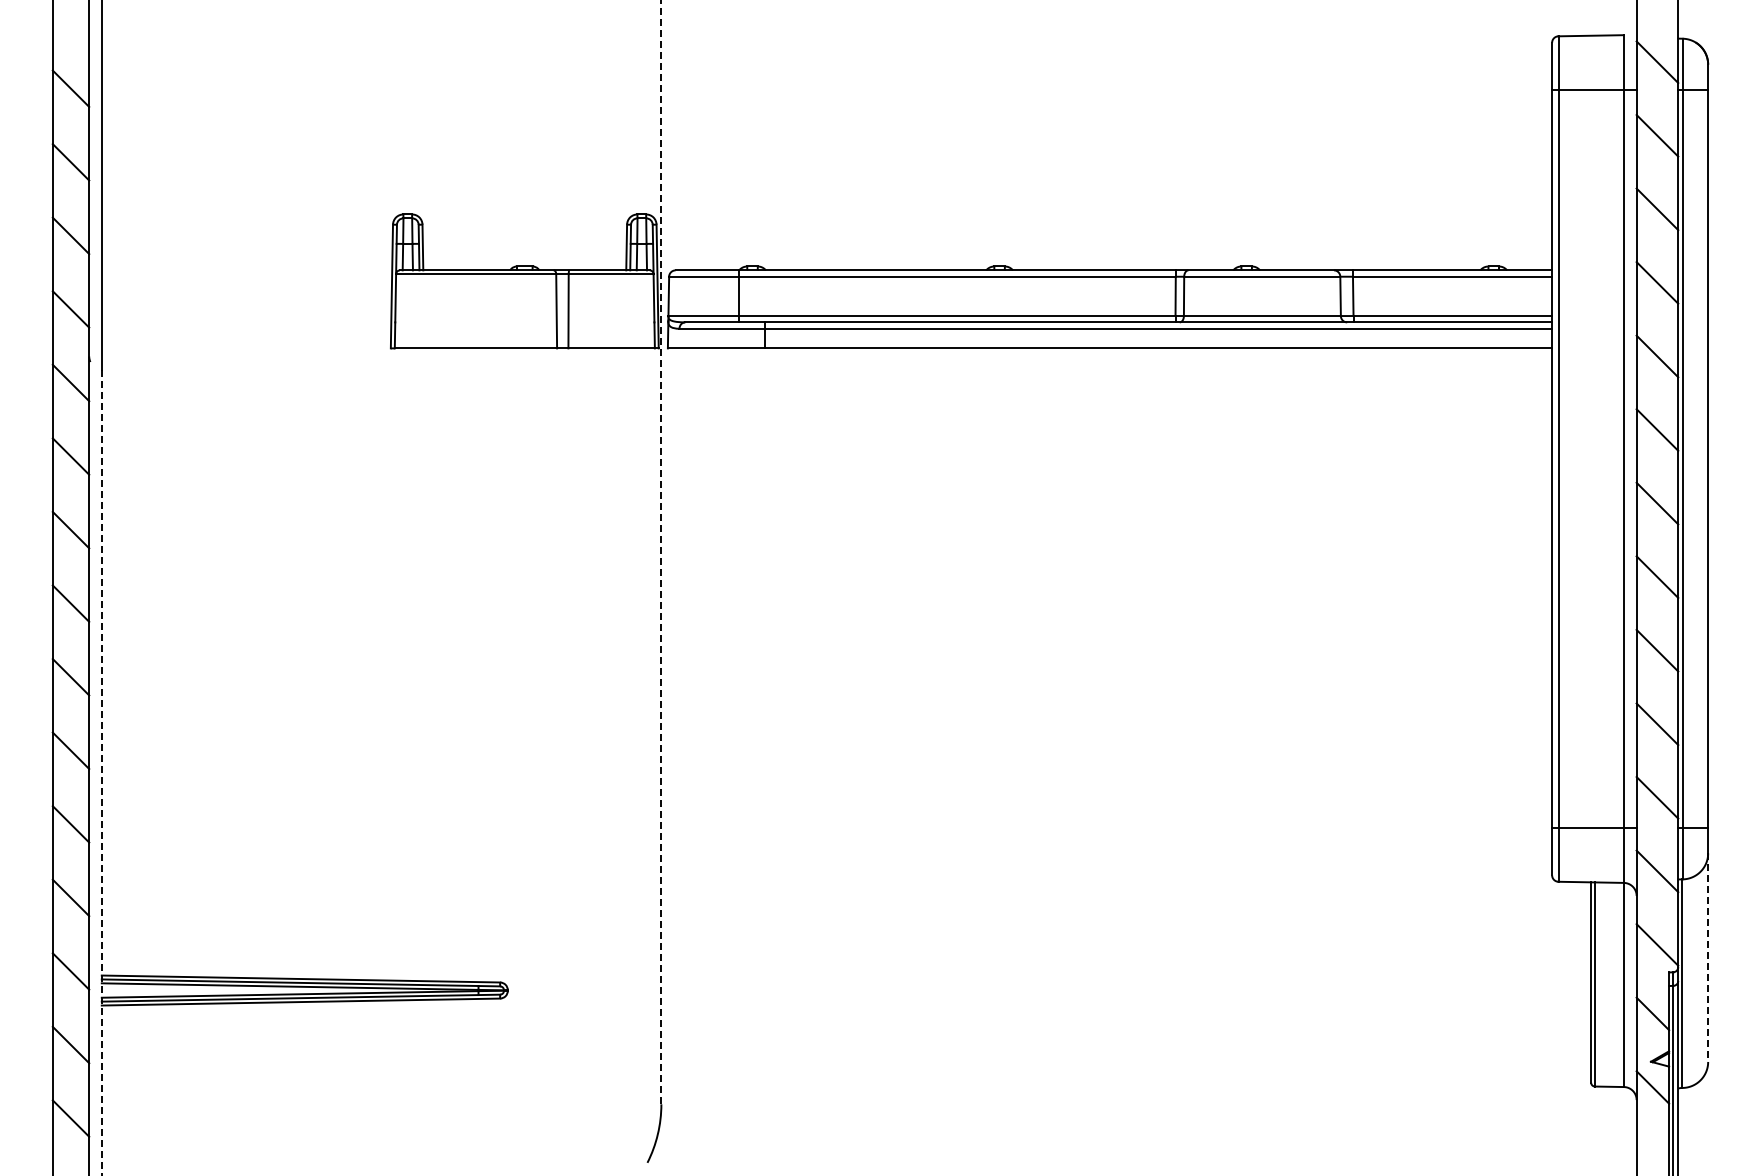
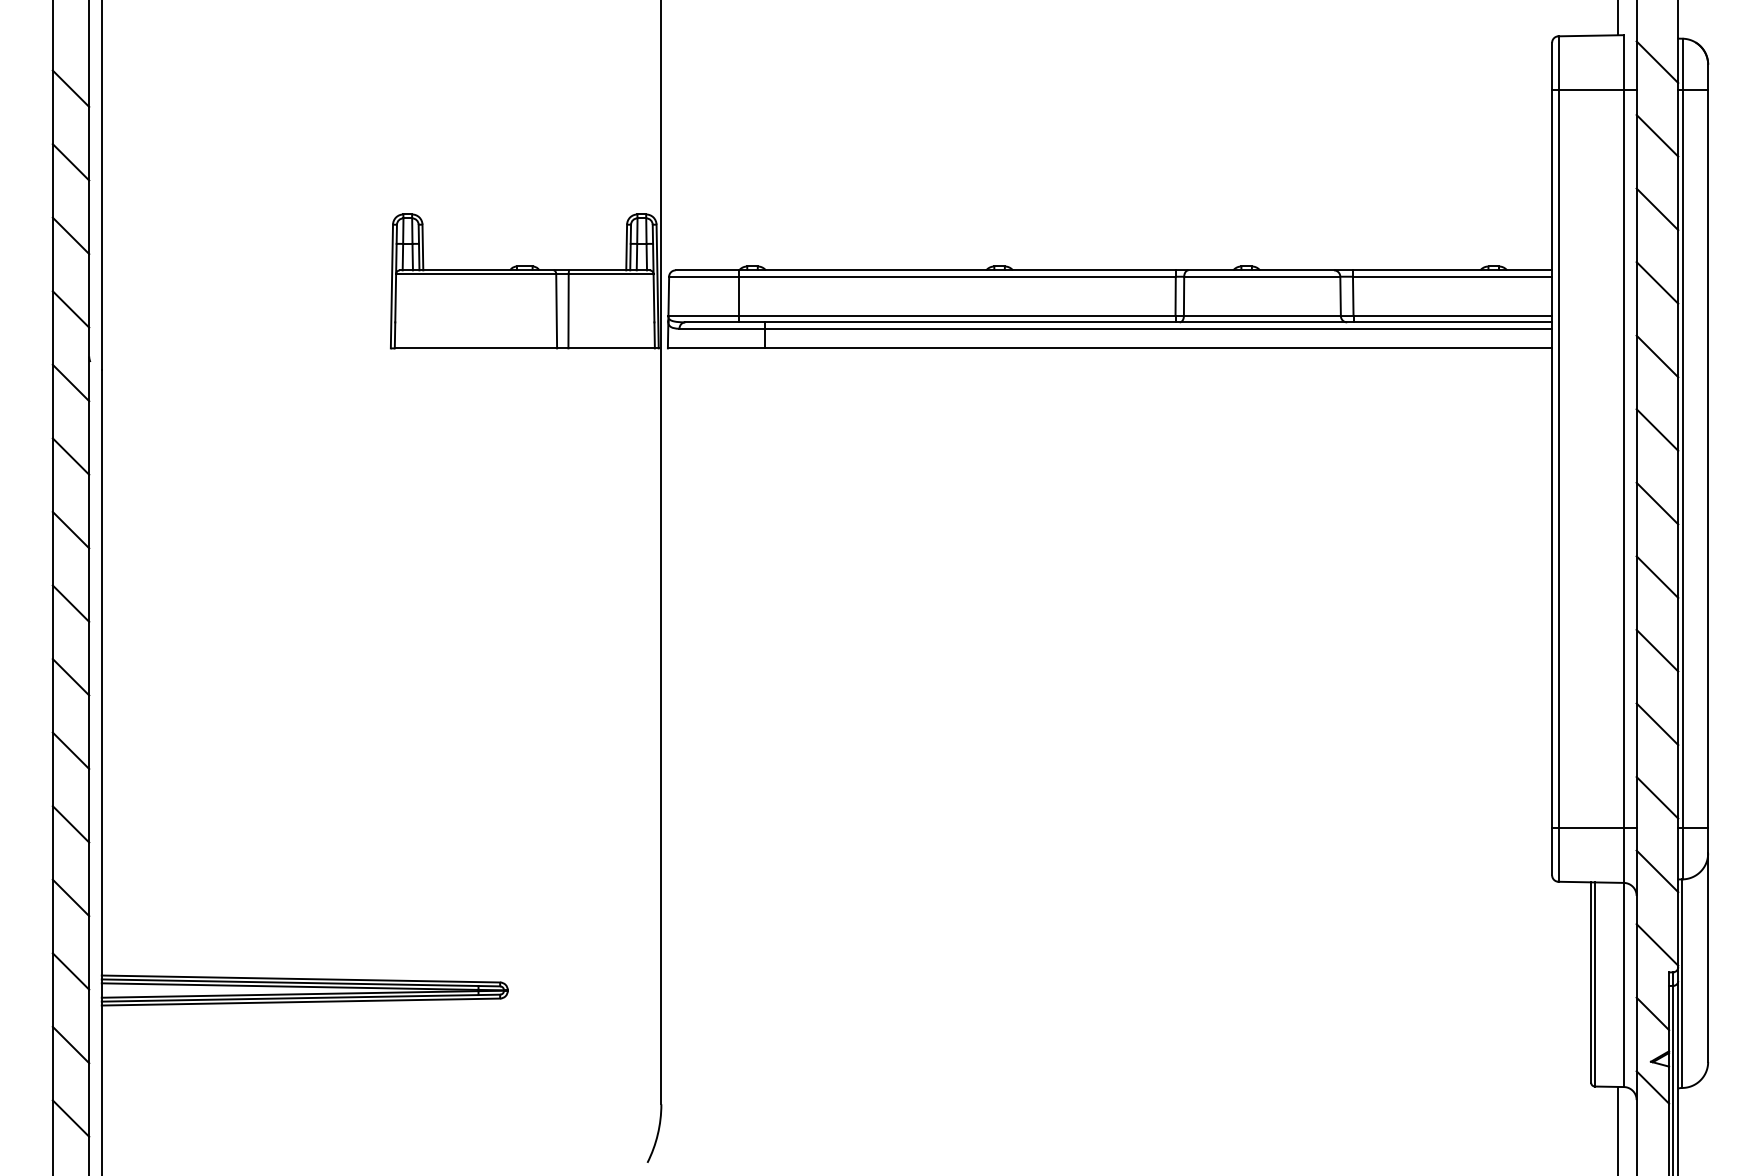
line: none -> present (1617, 18)
line: dashed -> solid (661, 552)
line: dashed -> solid (101, 772)
line: dashed -> solid (1708, 958)
line: none -> present (1617, 1129)
